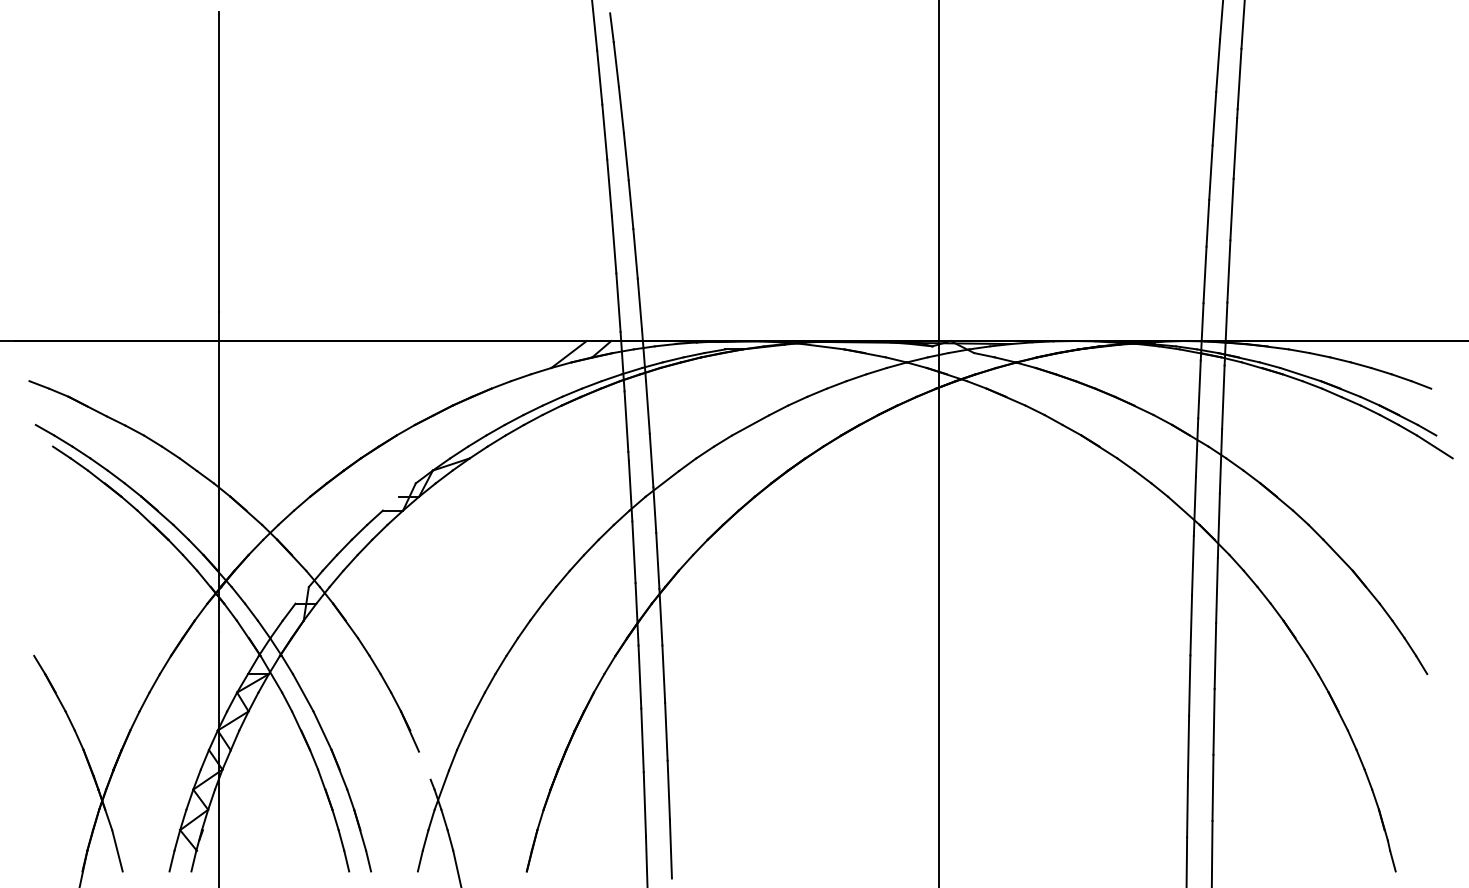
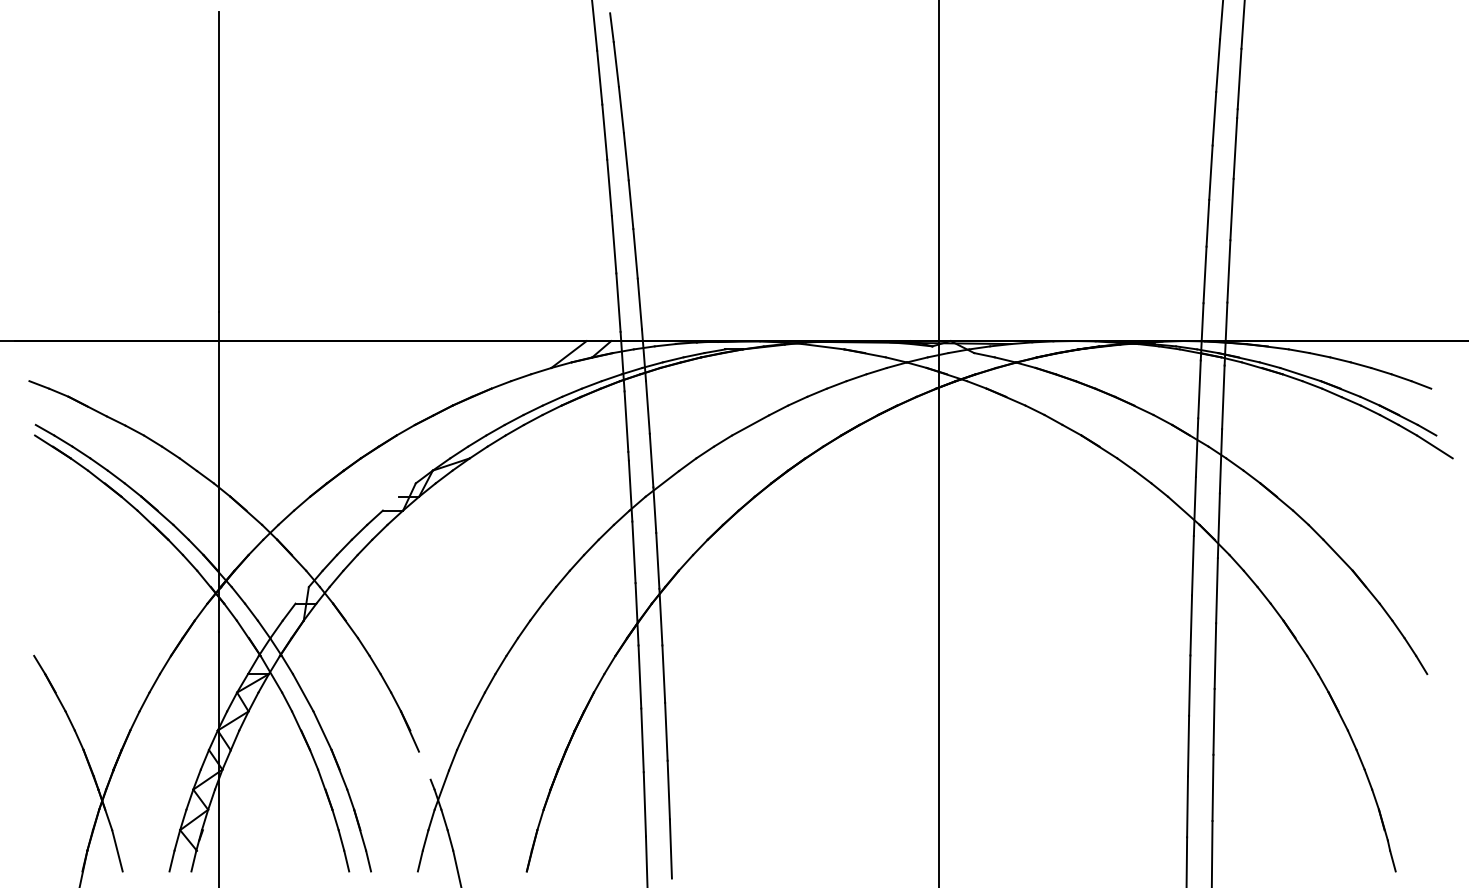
line: none -> present (52, 446)
